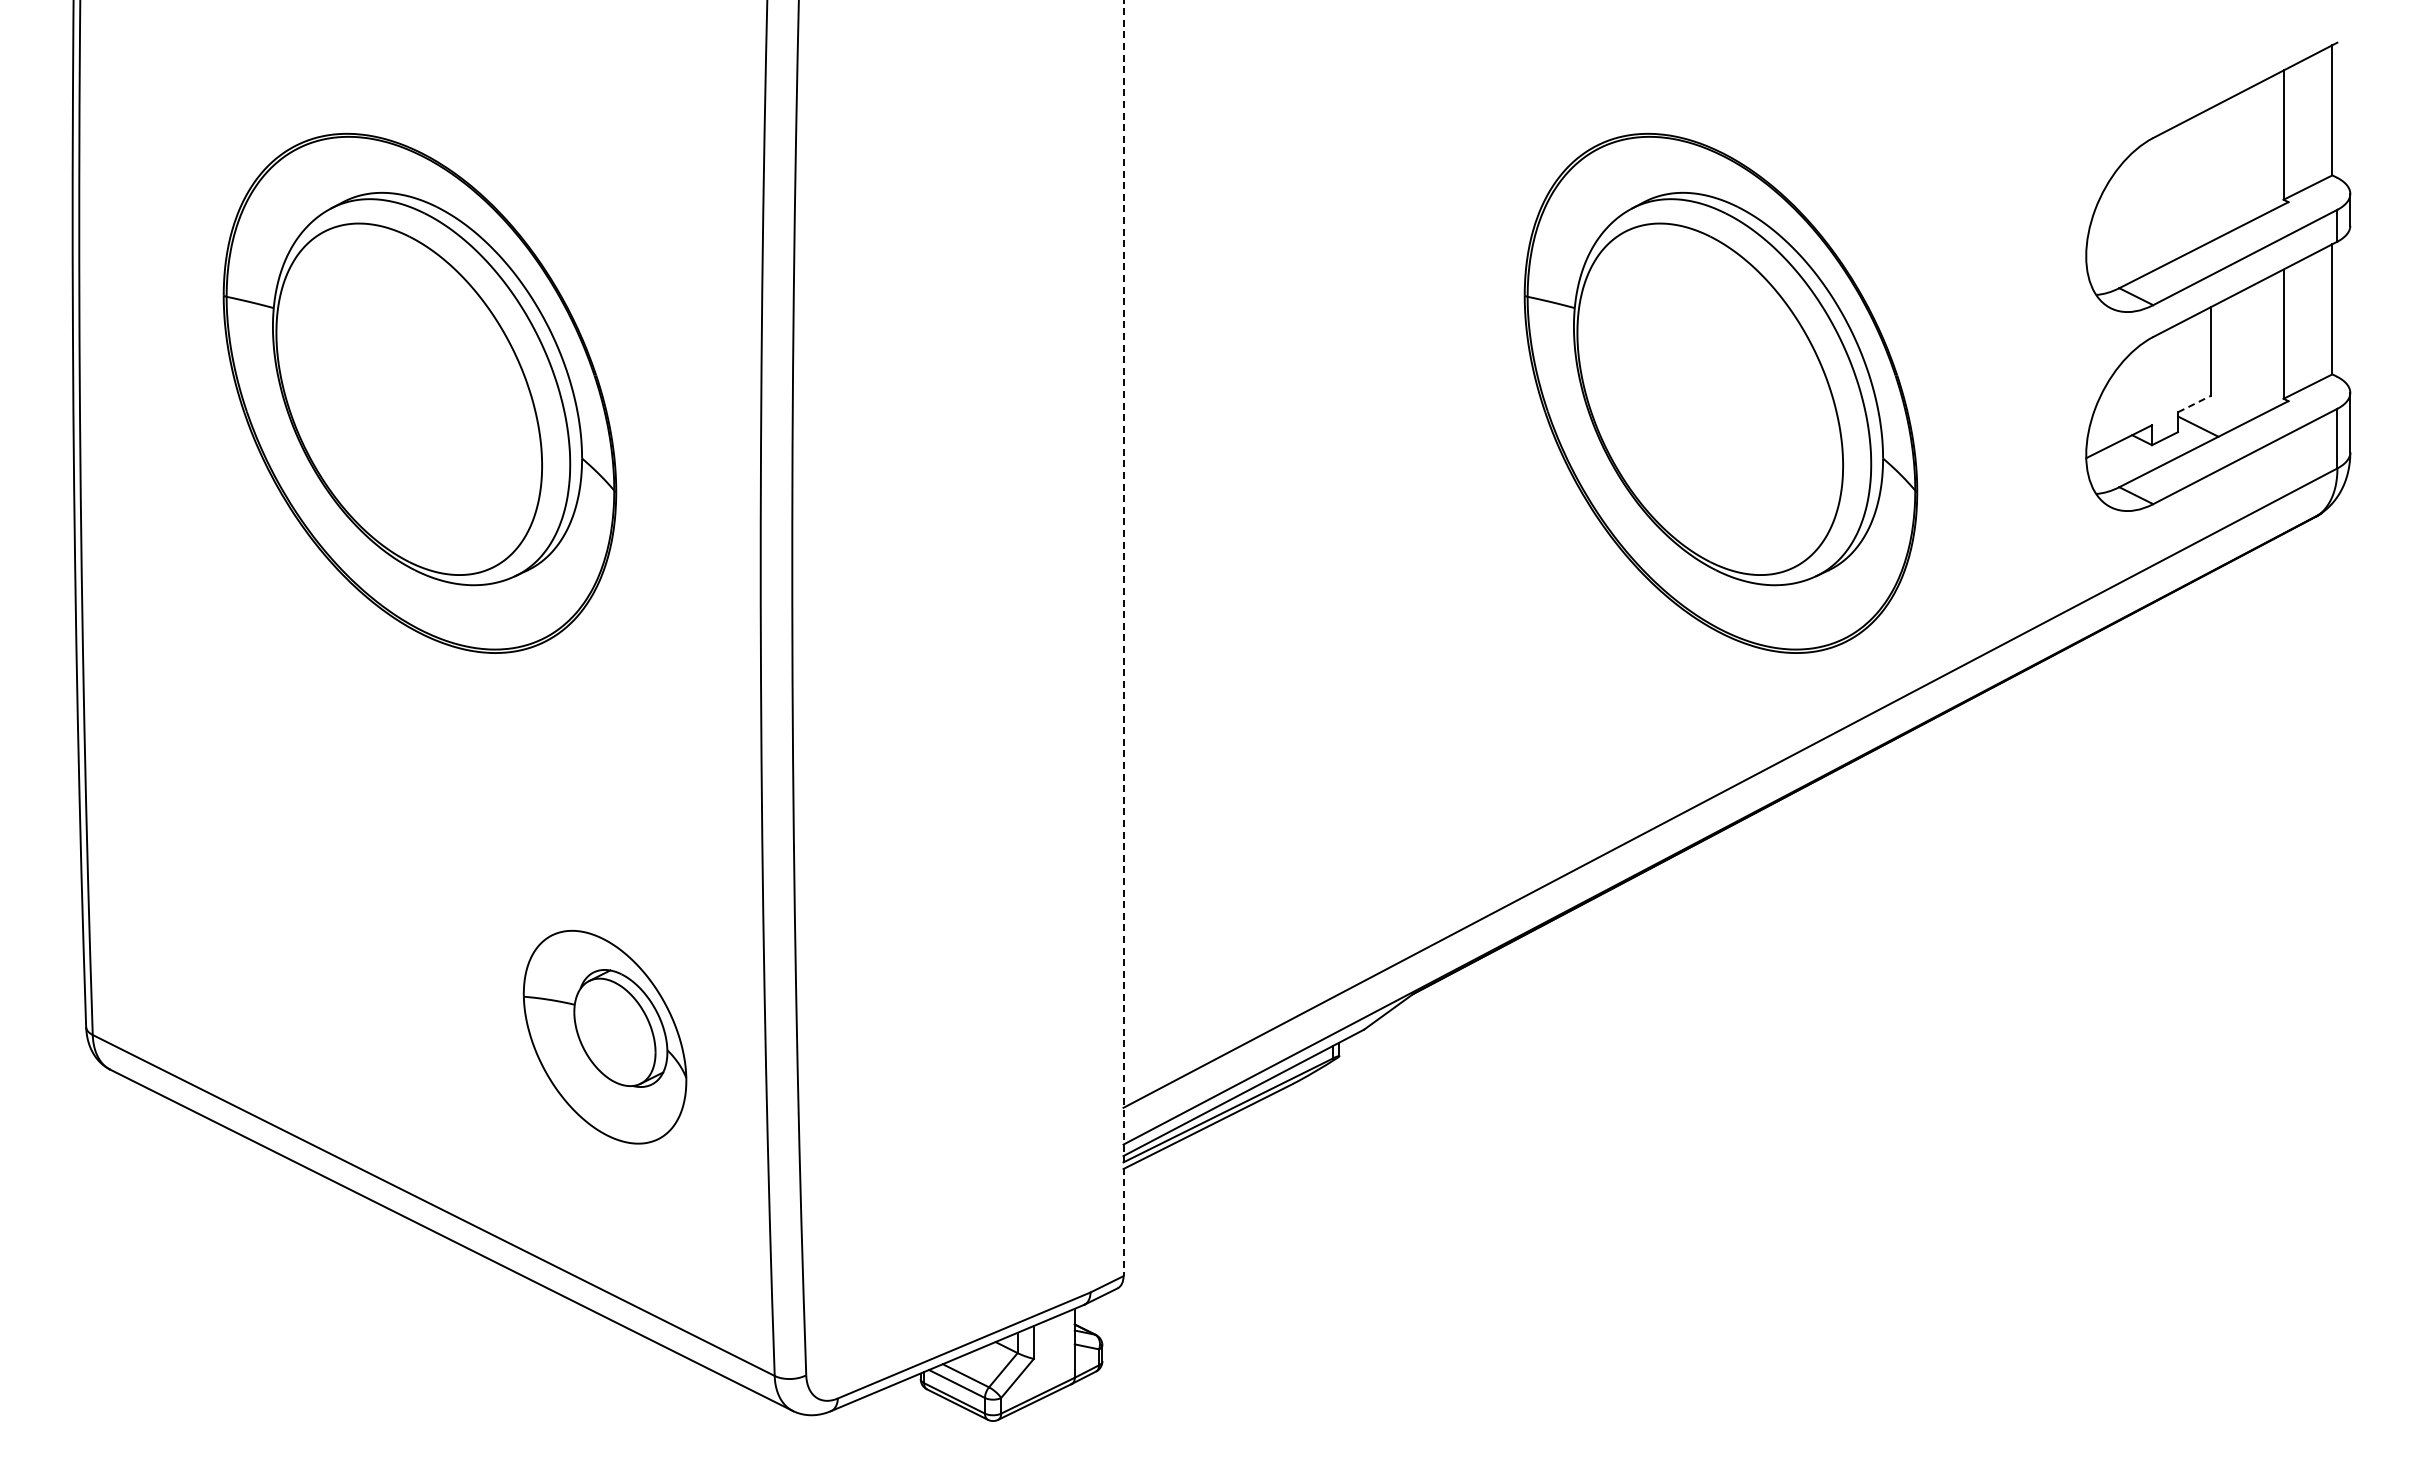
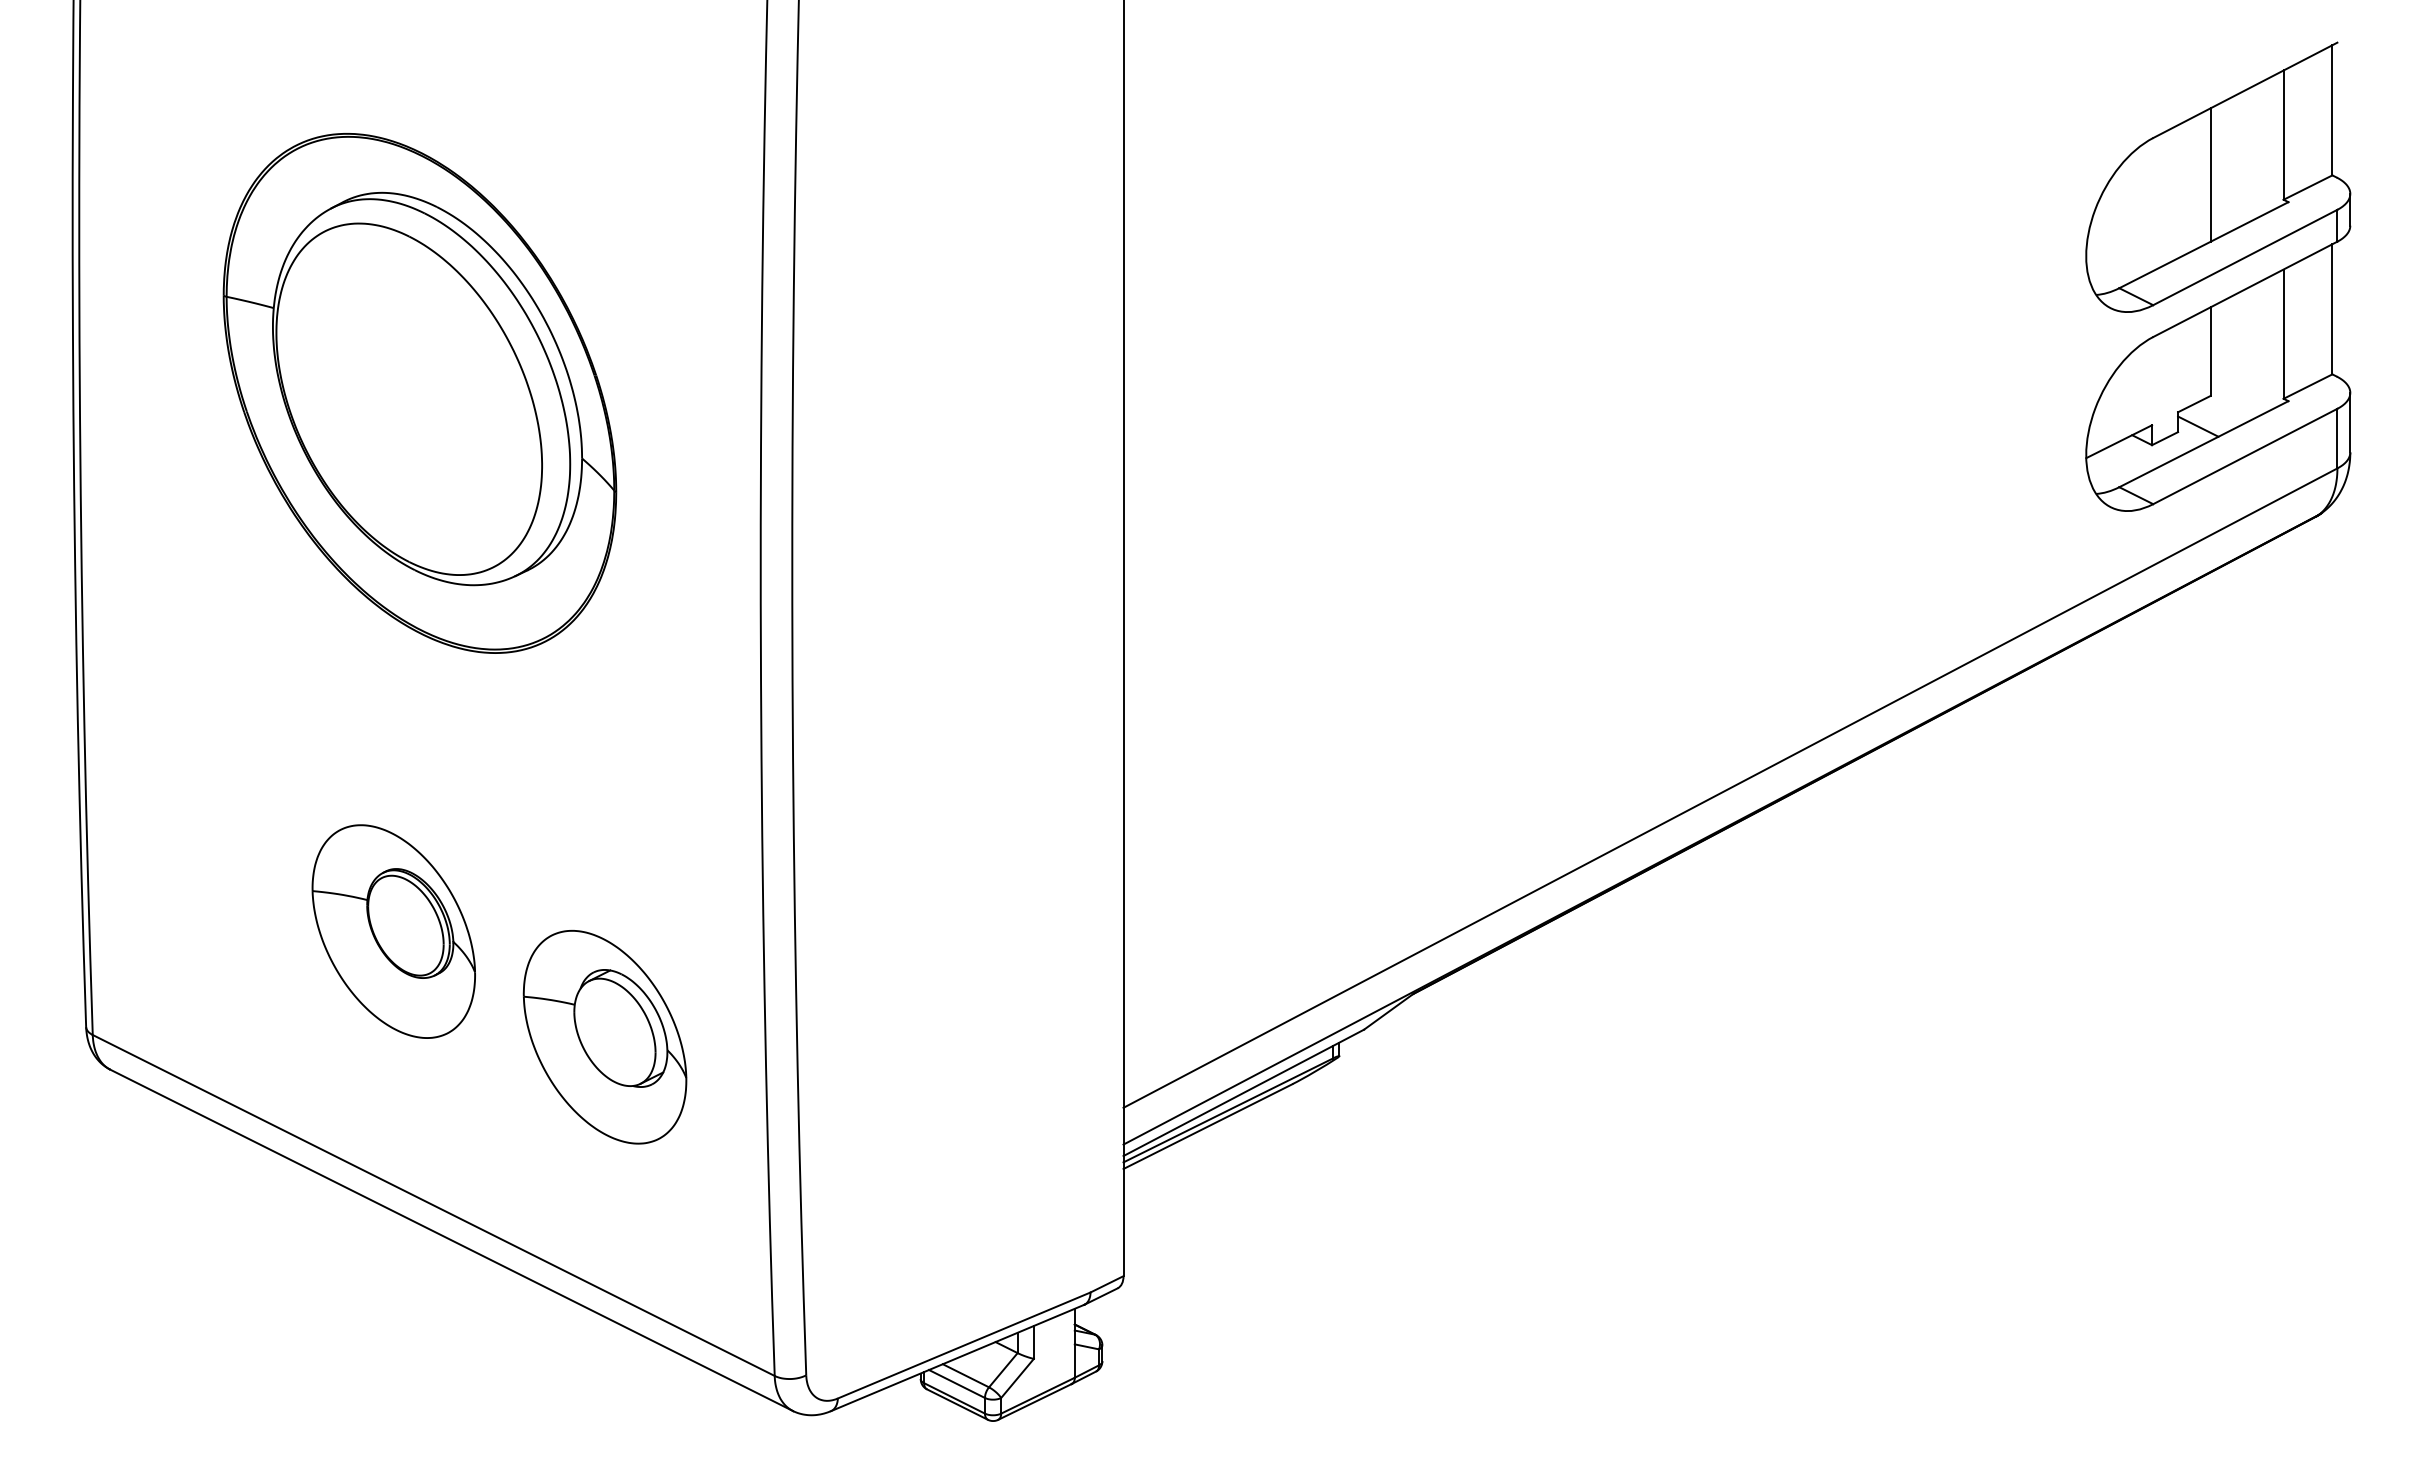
line: none -> present (2210, 174)
part: present -> none (1720, 393)
line: dashed -> solid (2194, 403)
line: dashed -> solid (1123, 638)
part: none -> present (393, 931)
